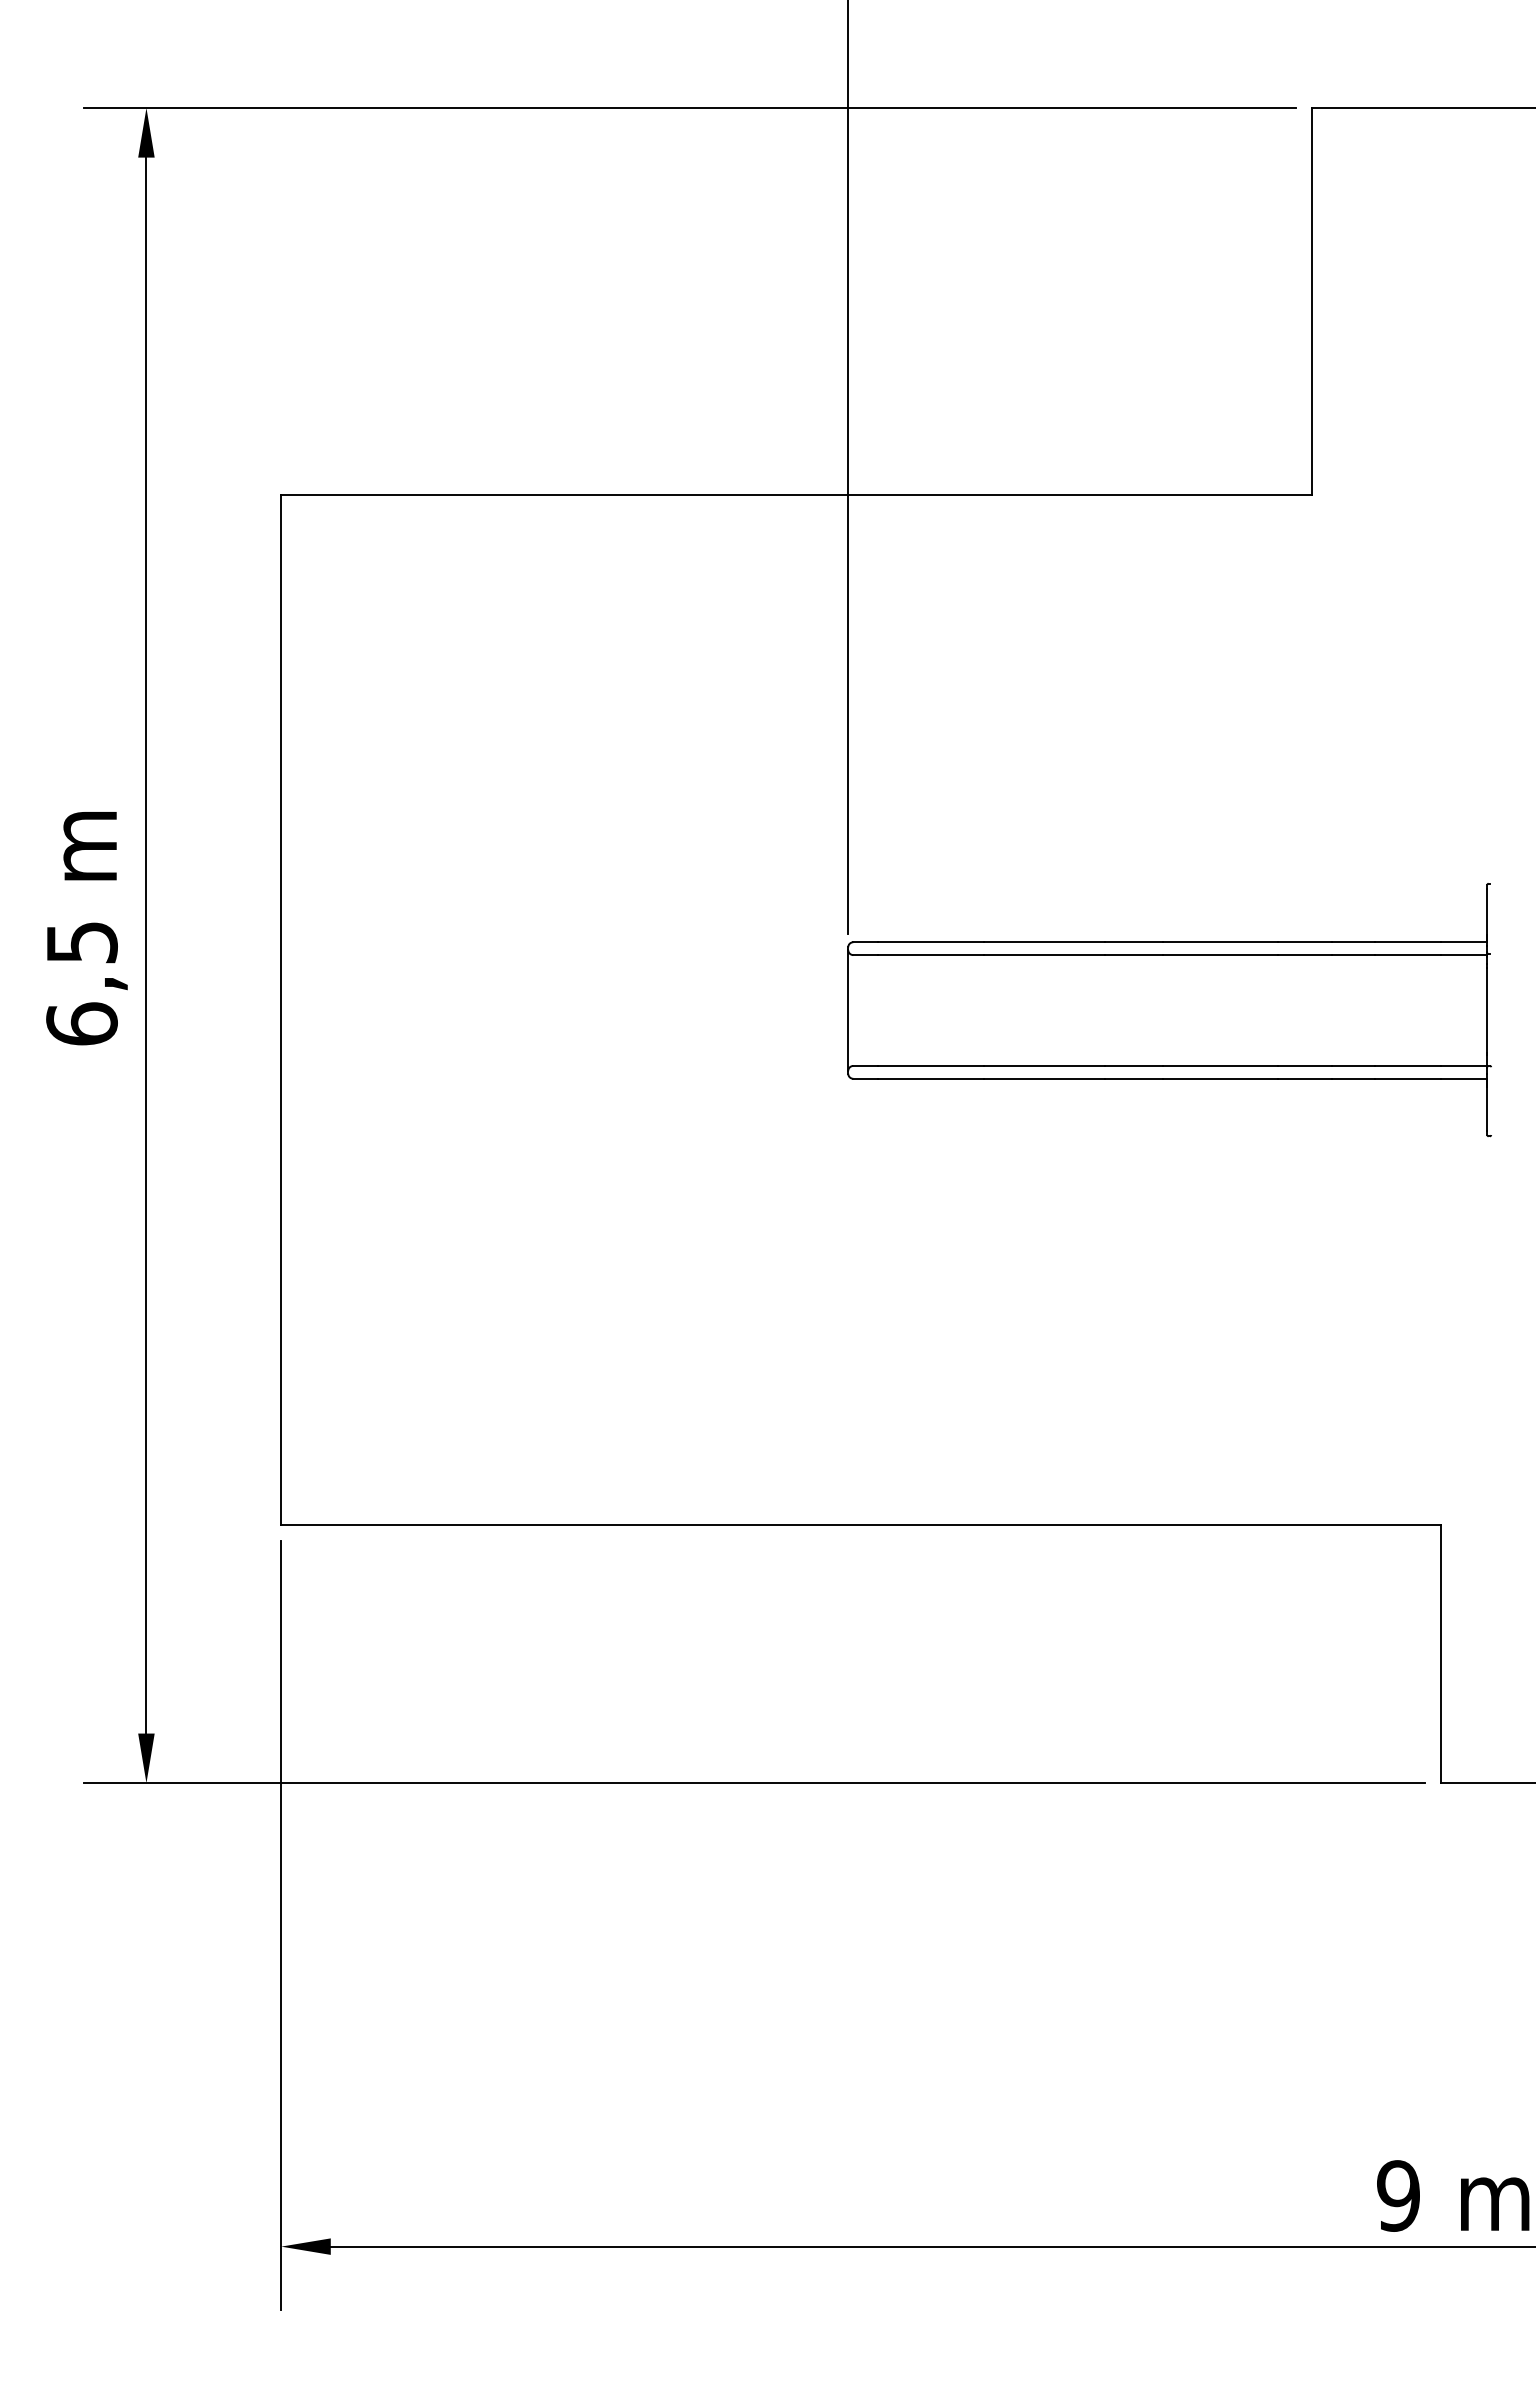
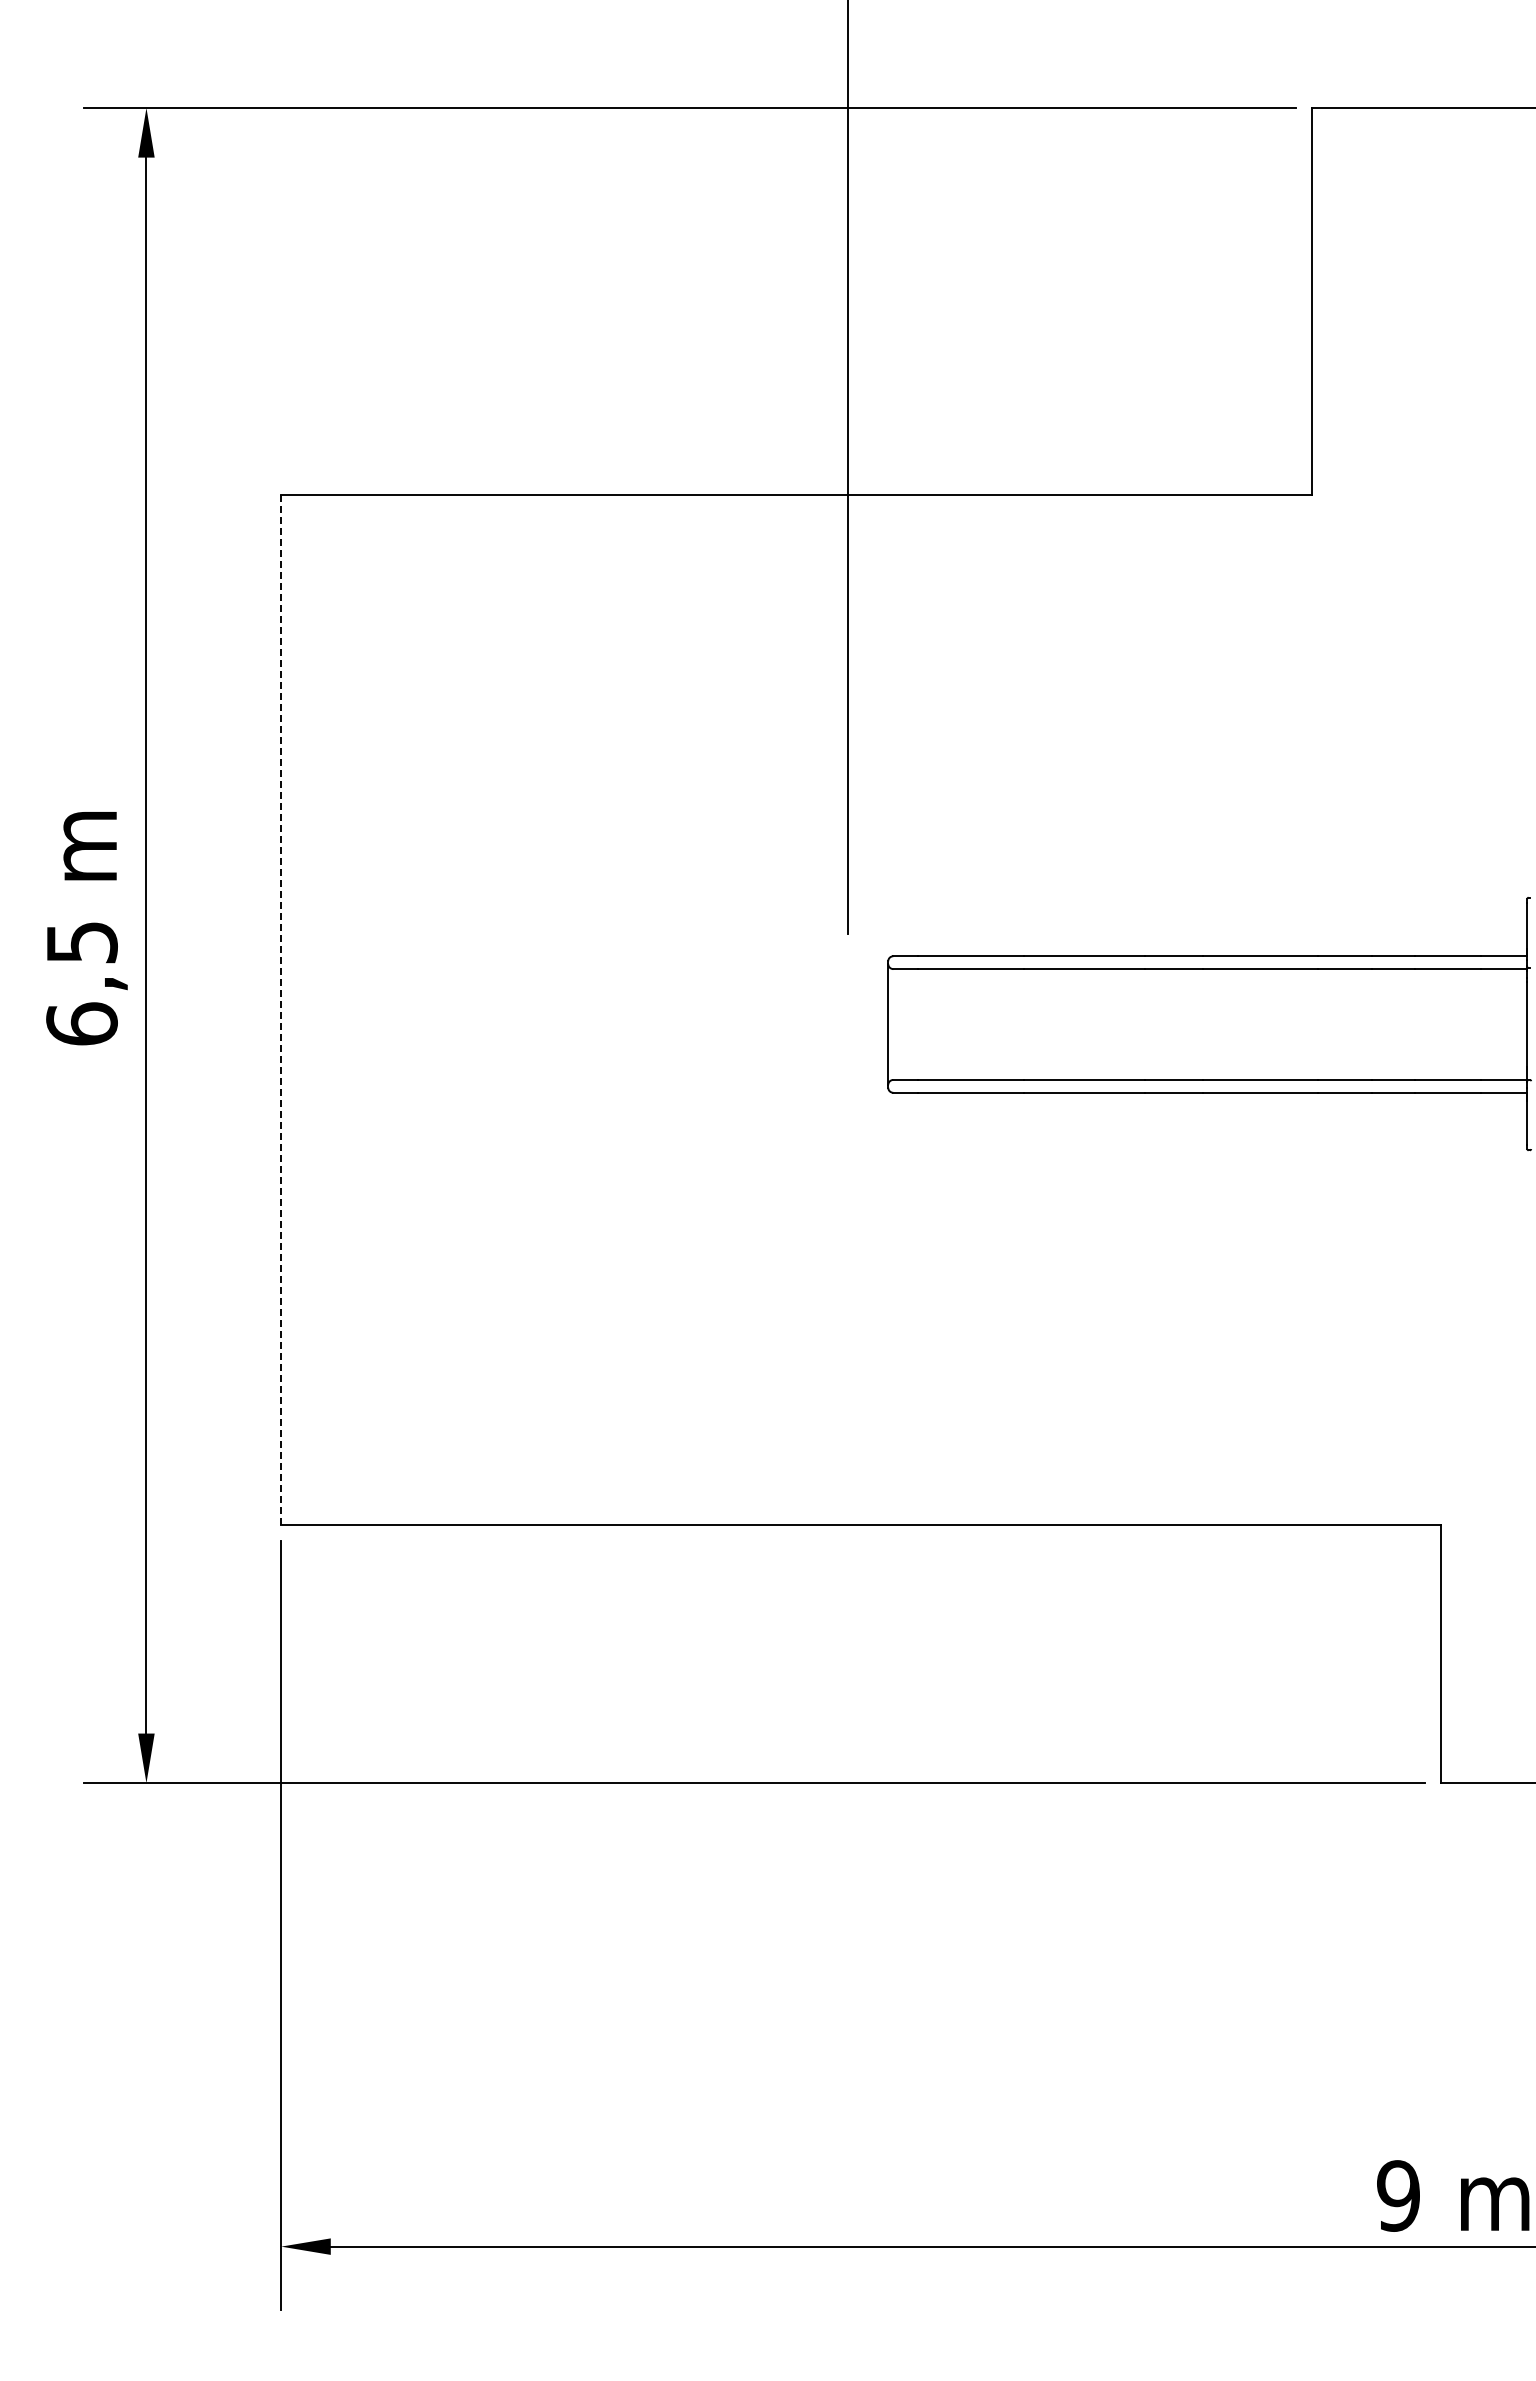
line: solid -> dashed (281, 1009)
part position: (1169, 1010) -> (1209, 1024) (1209, 1024)
